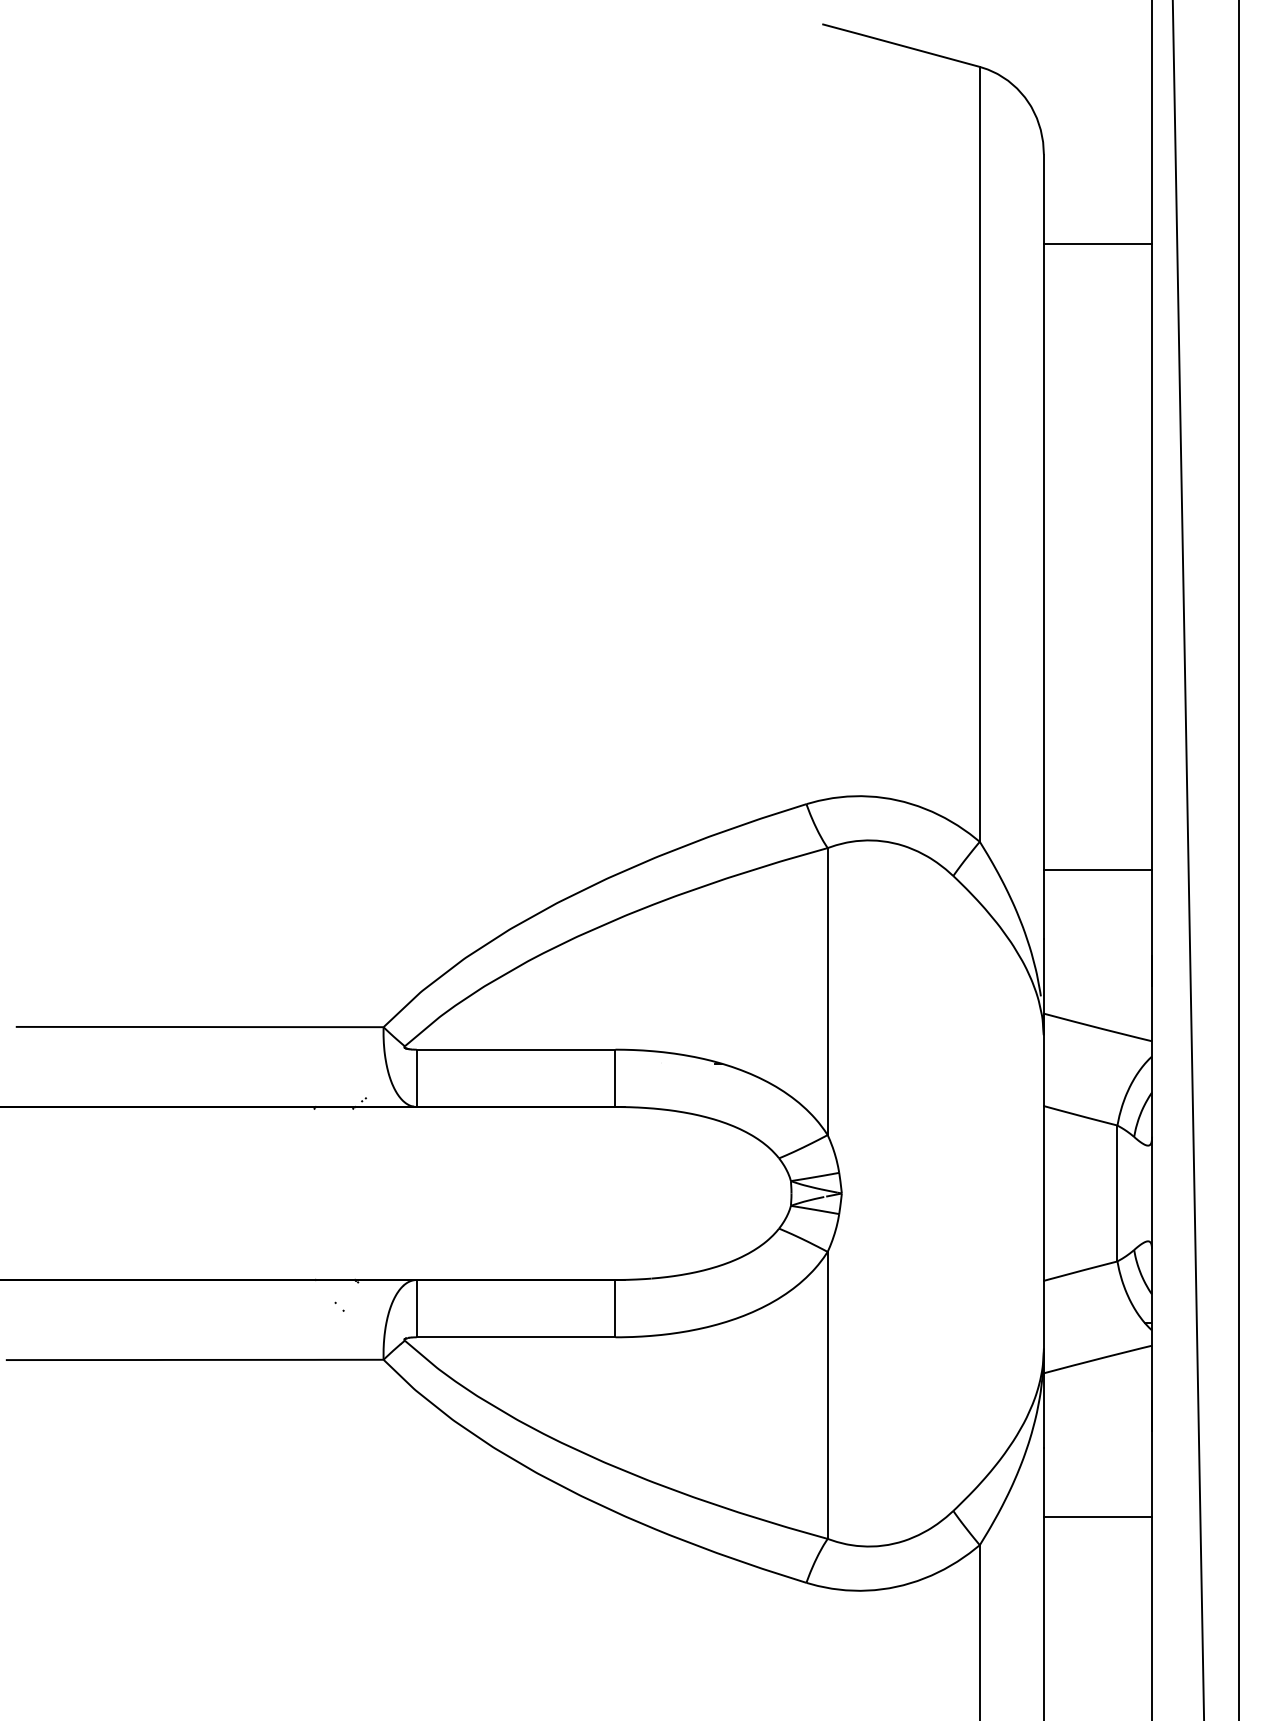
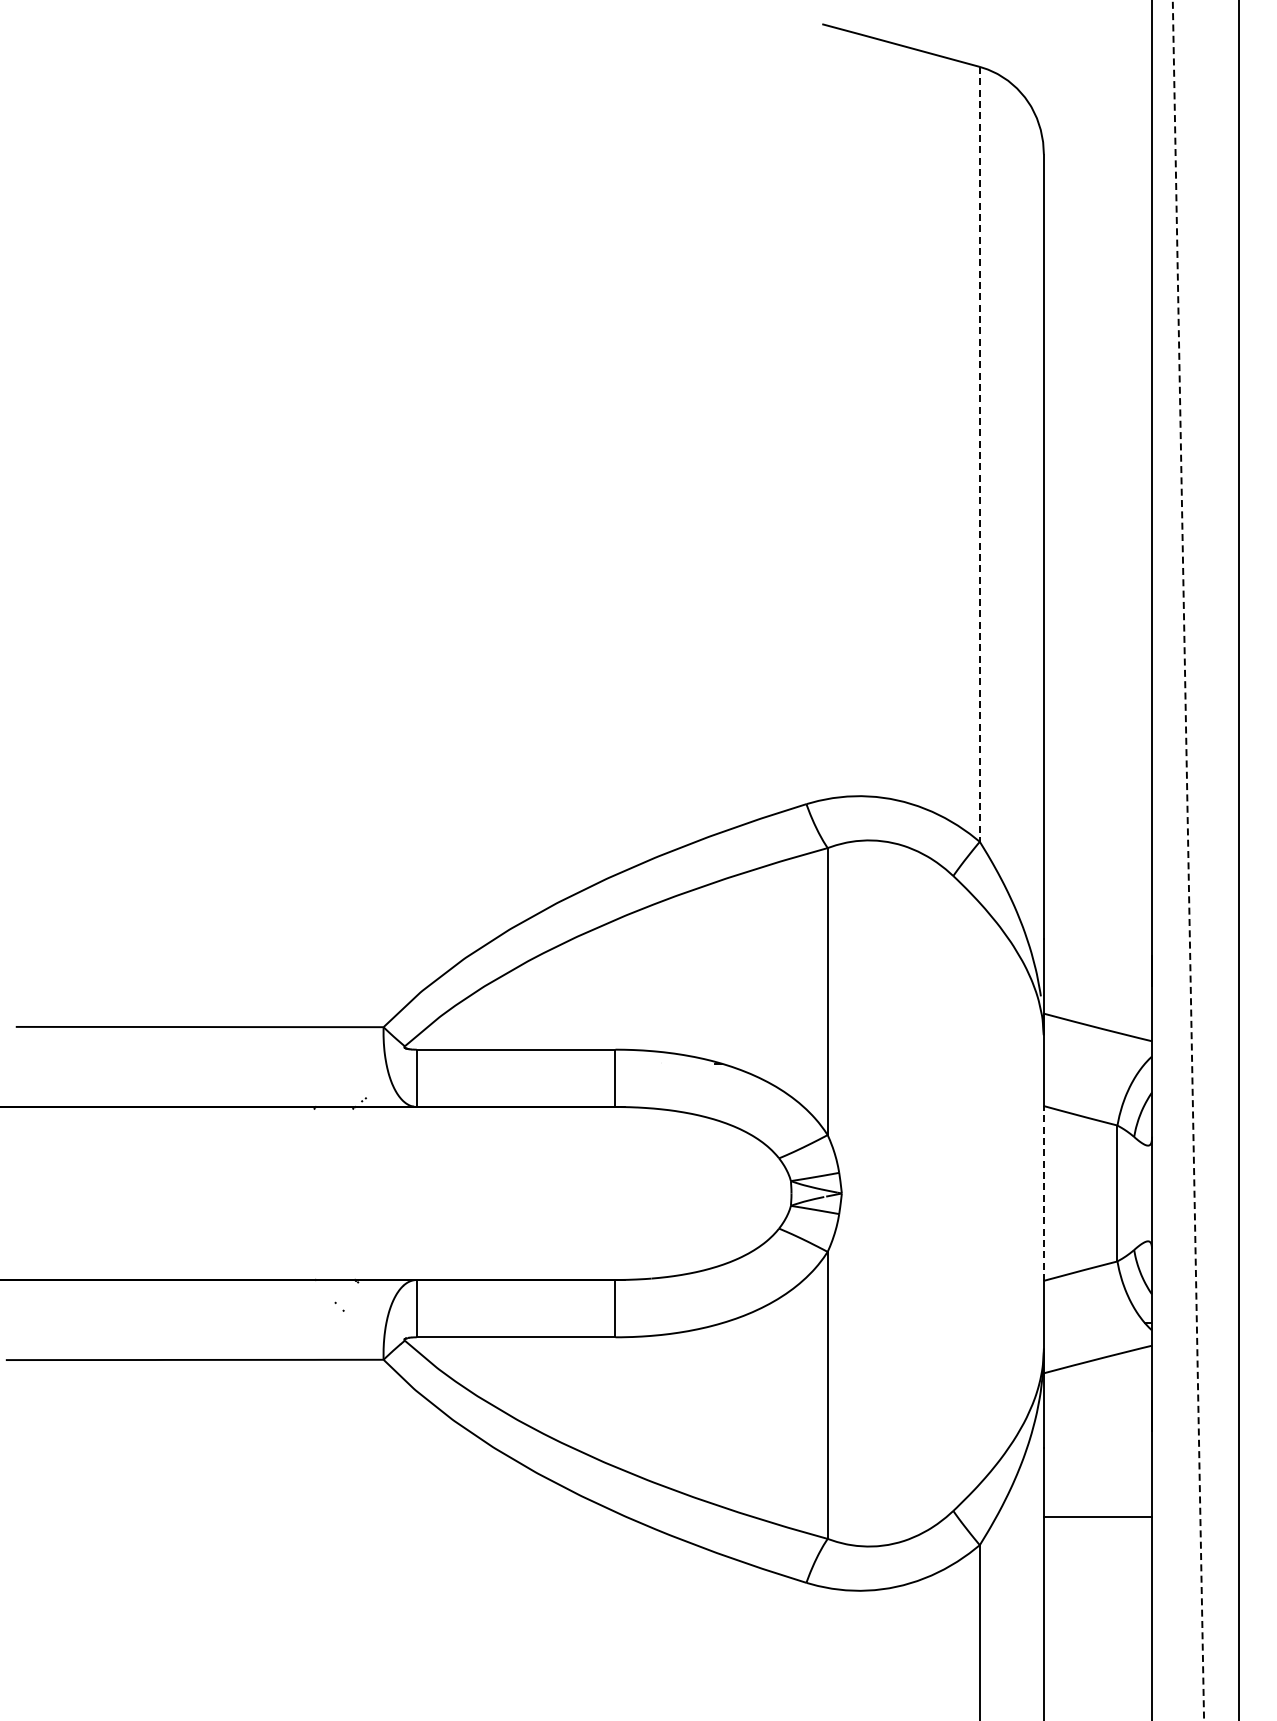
line: present -> none (1097, 243)
line: solid -> dashed (979, 454)
line: solid -> dashed (1188, 860)
line: present -> none (1097, 870)
line: solid -> dashed (1043, 1192)
